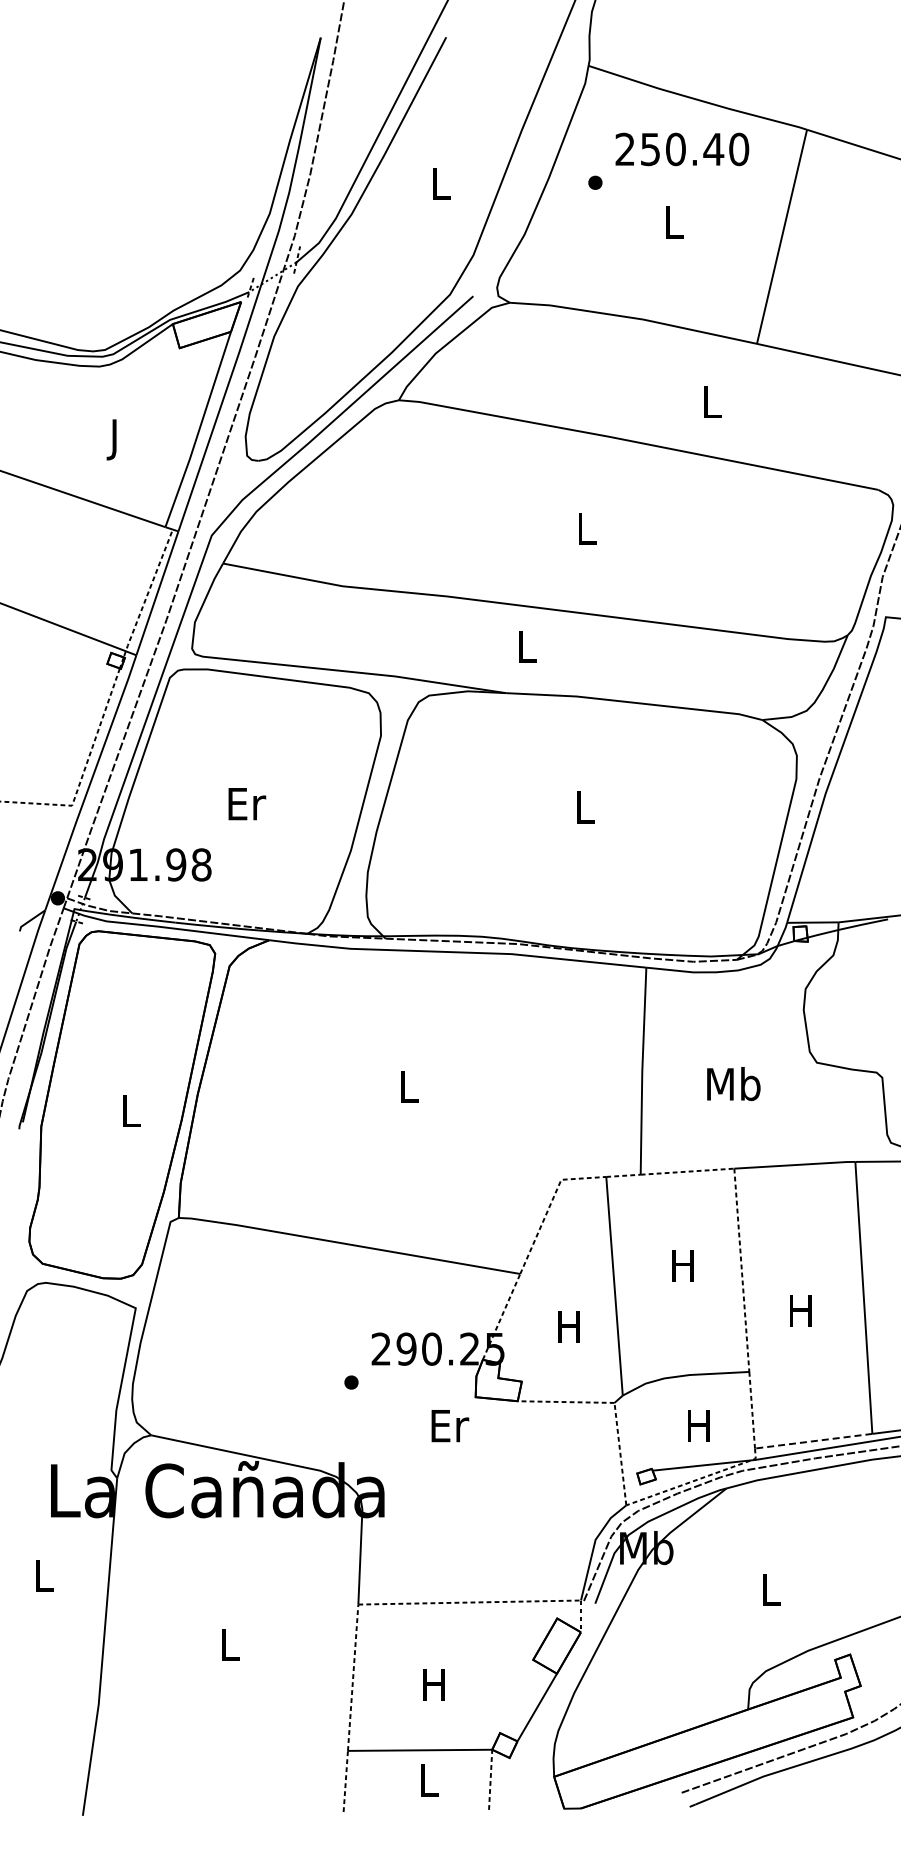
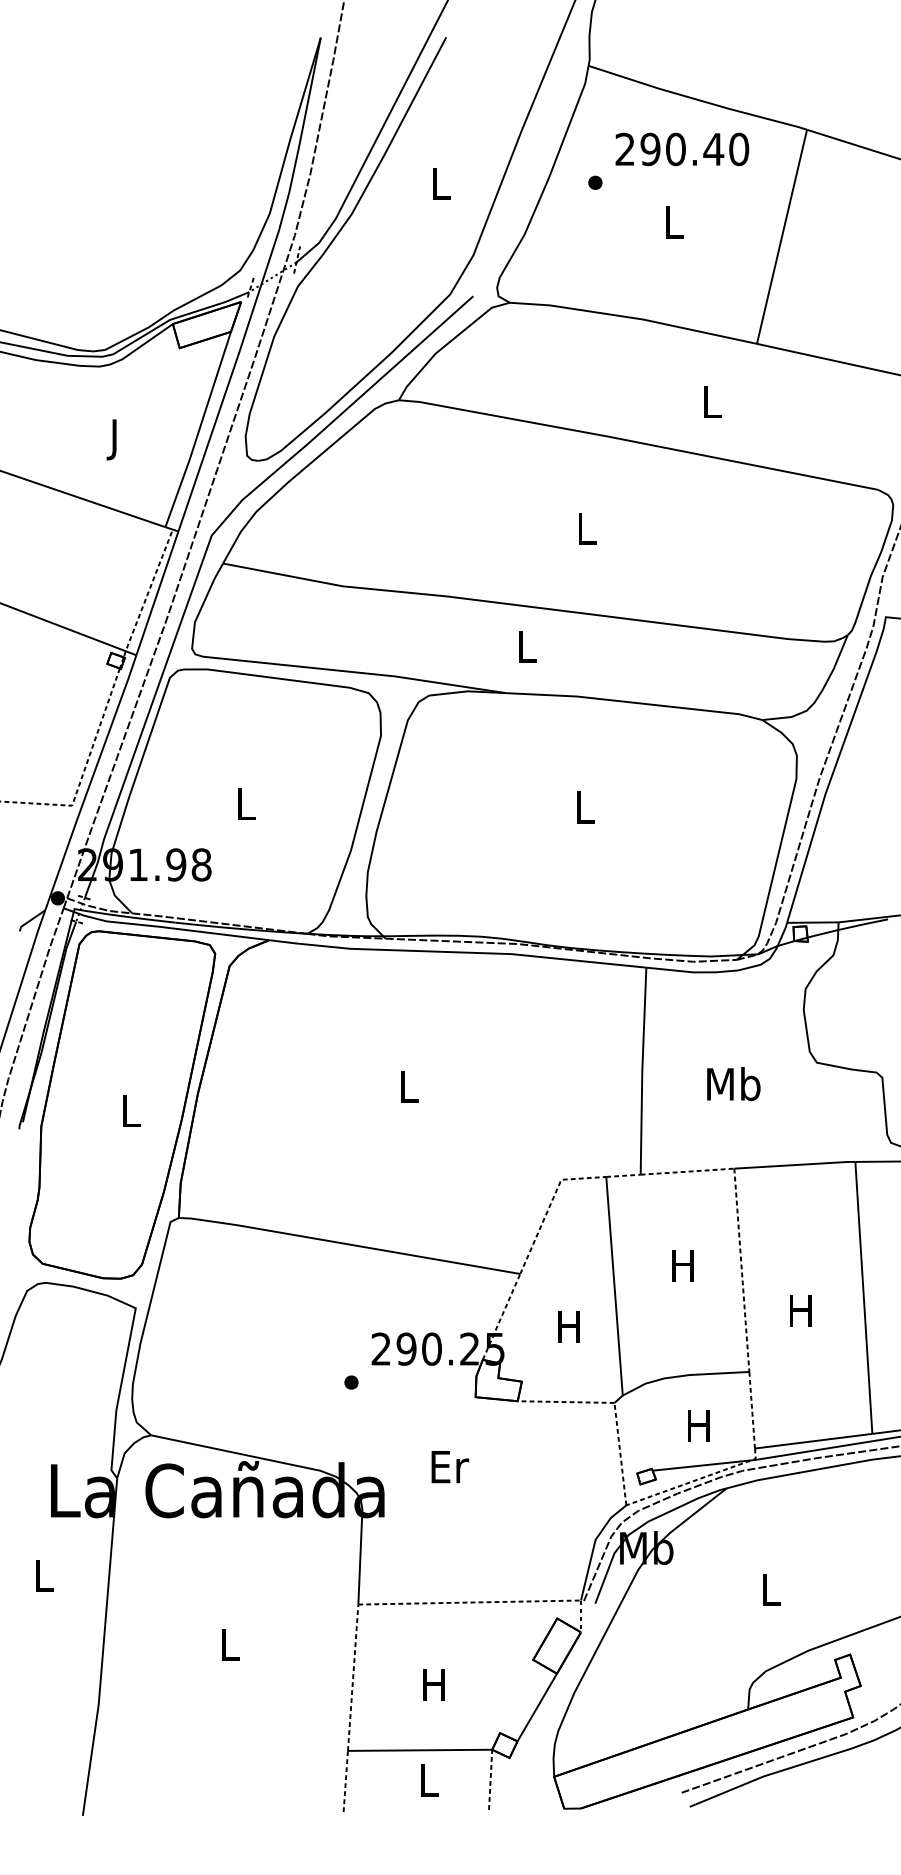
text: 250.40 -> 290.40 (650, 148)
text: Er -> L (247, 804)
text position: (450, 1426) -> (450, 1467) (450, 1467)
line: dashed -> solid (813, 1441)
